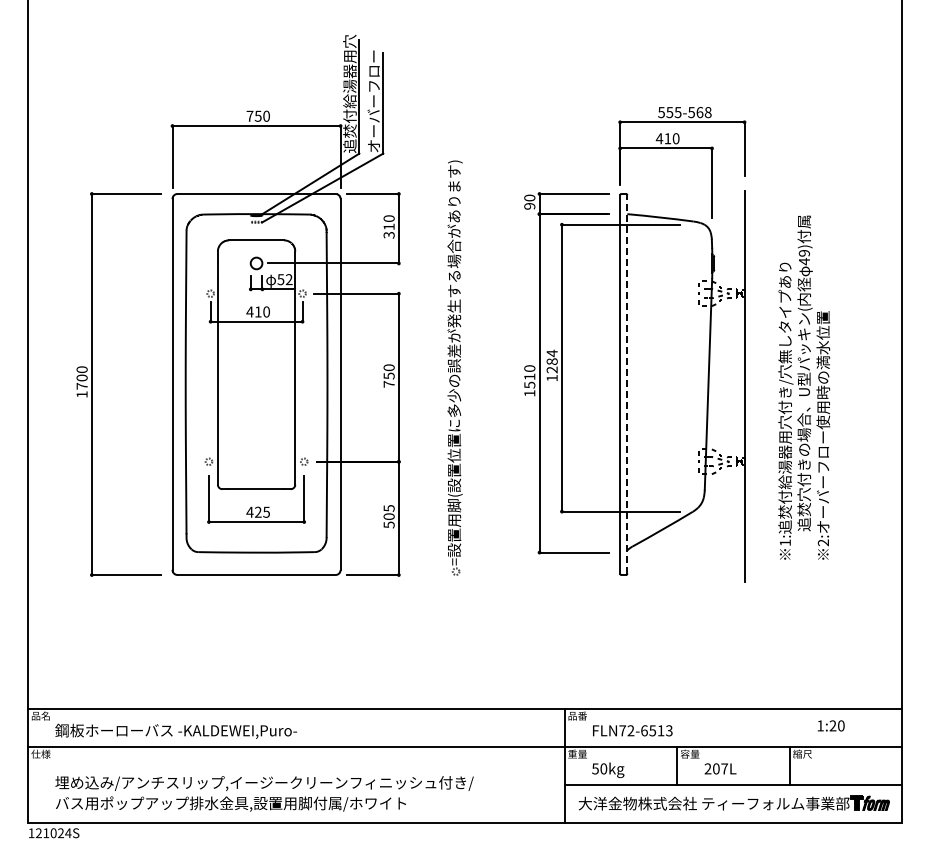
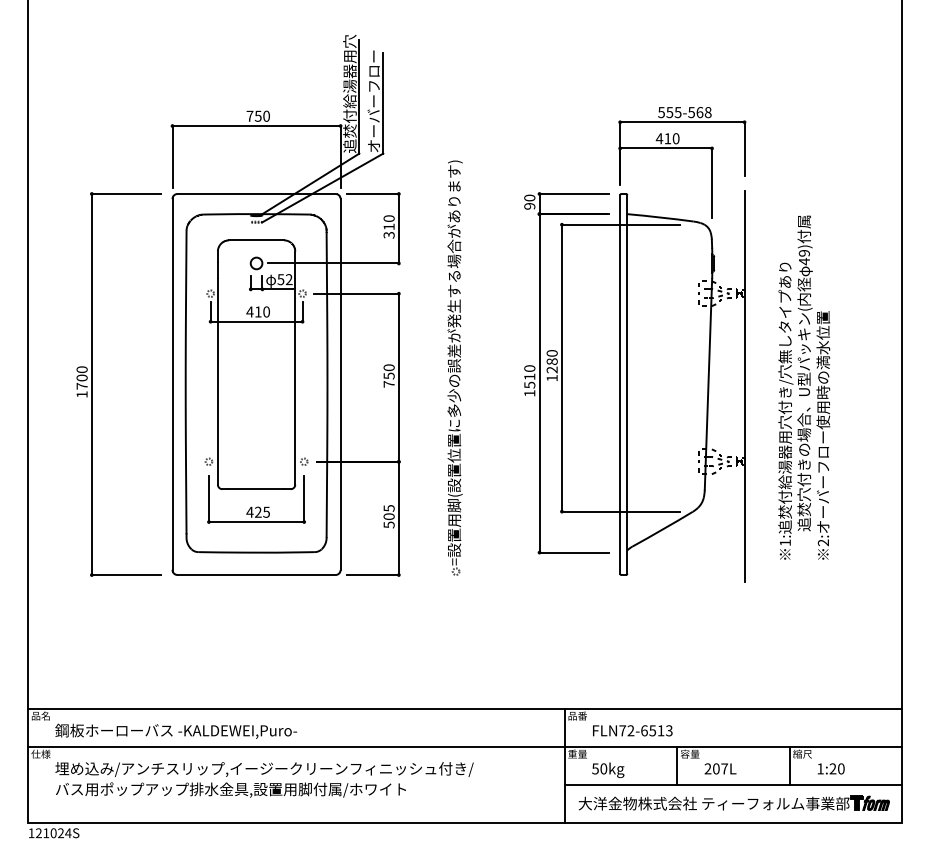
text: 1284 -> 1280 (551, 353)
line: dashed -> solid (627, 384)
text position: (830, 725) -> (830, 768) (830, 768)
text position: (264, 793) -> (264, 779) (264, 779)
